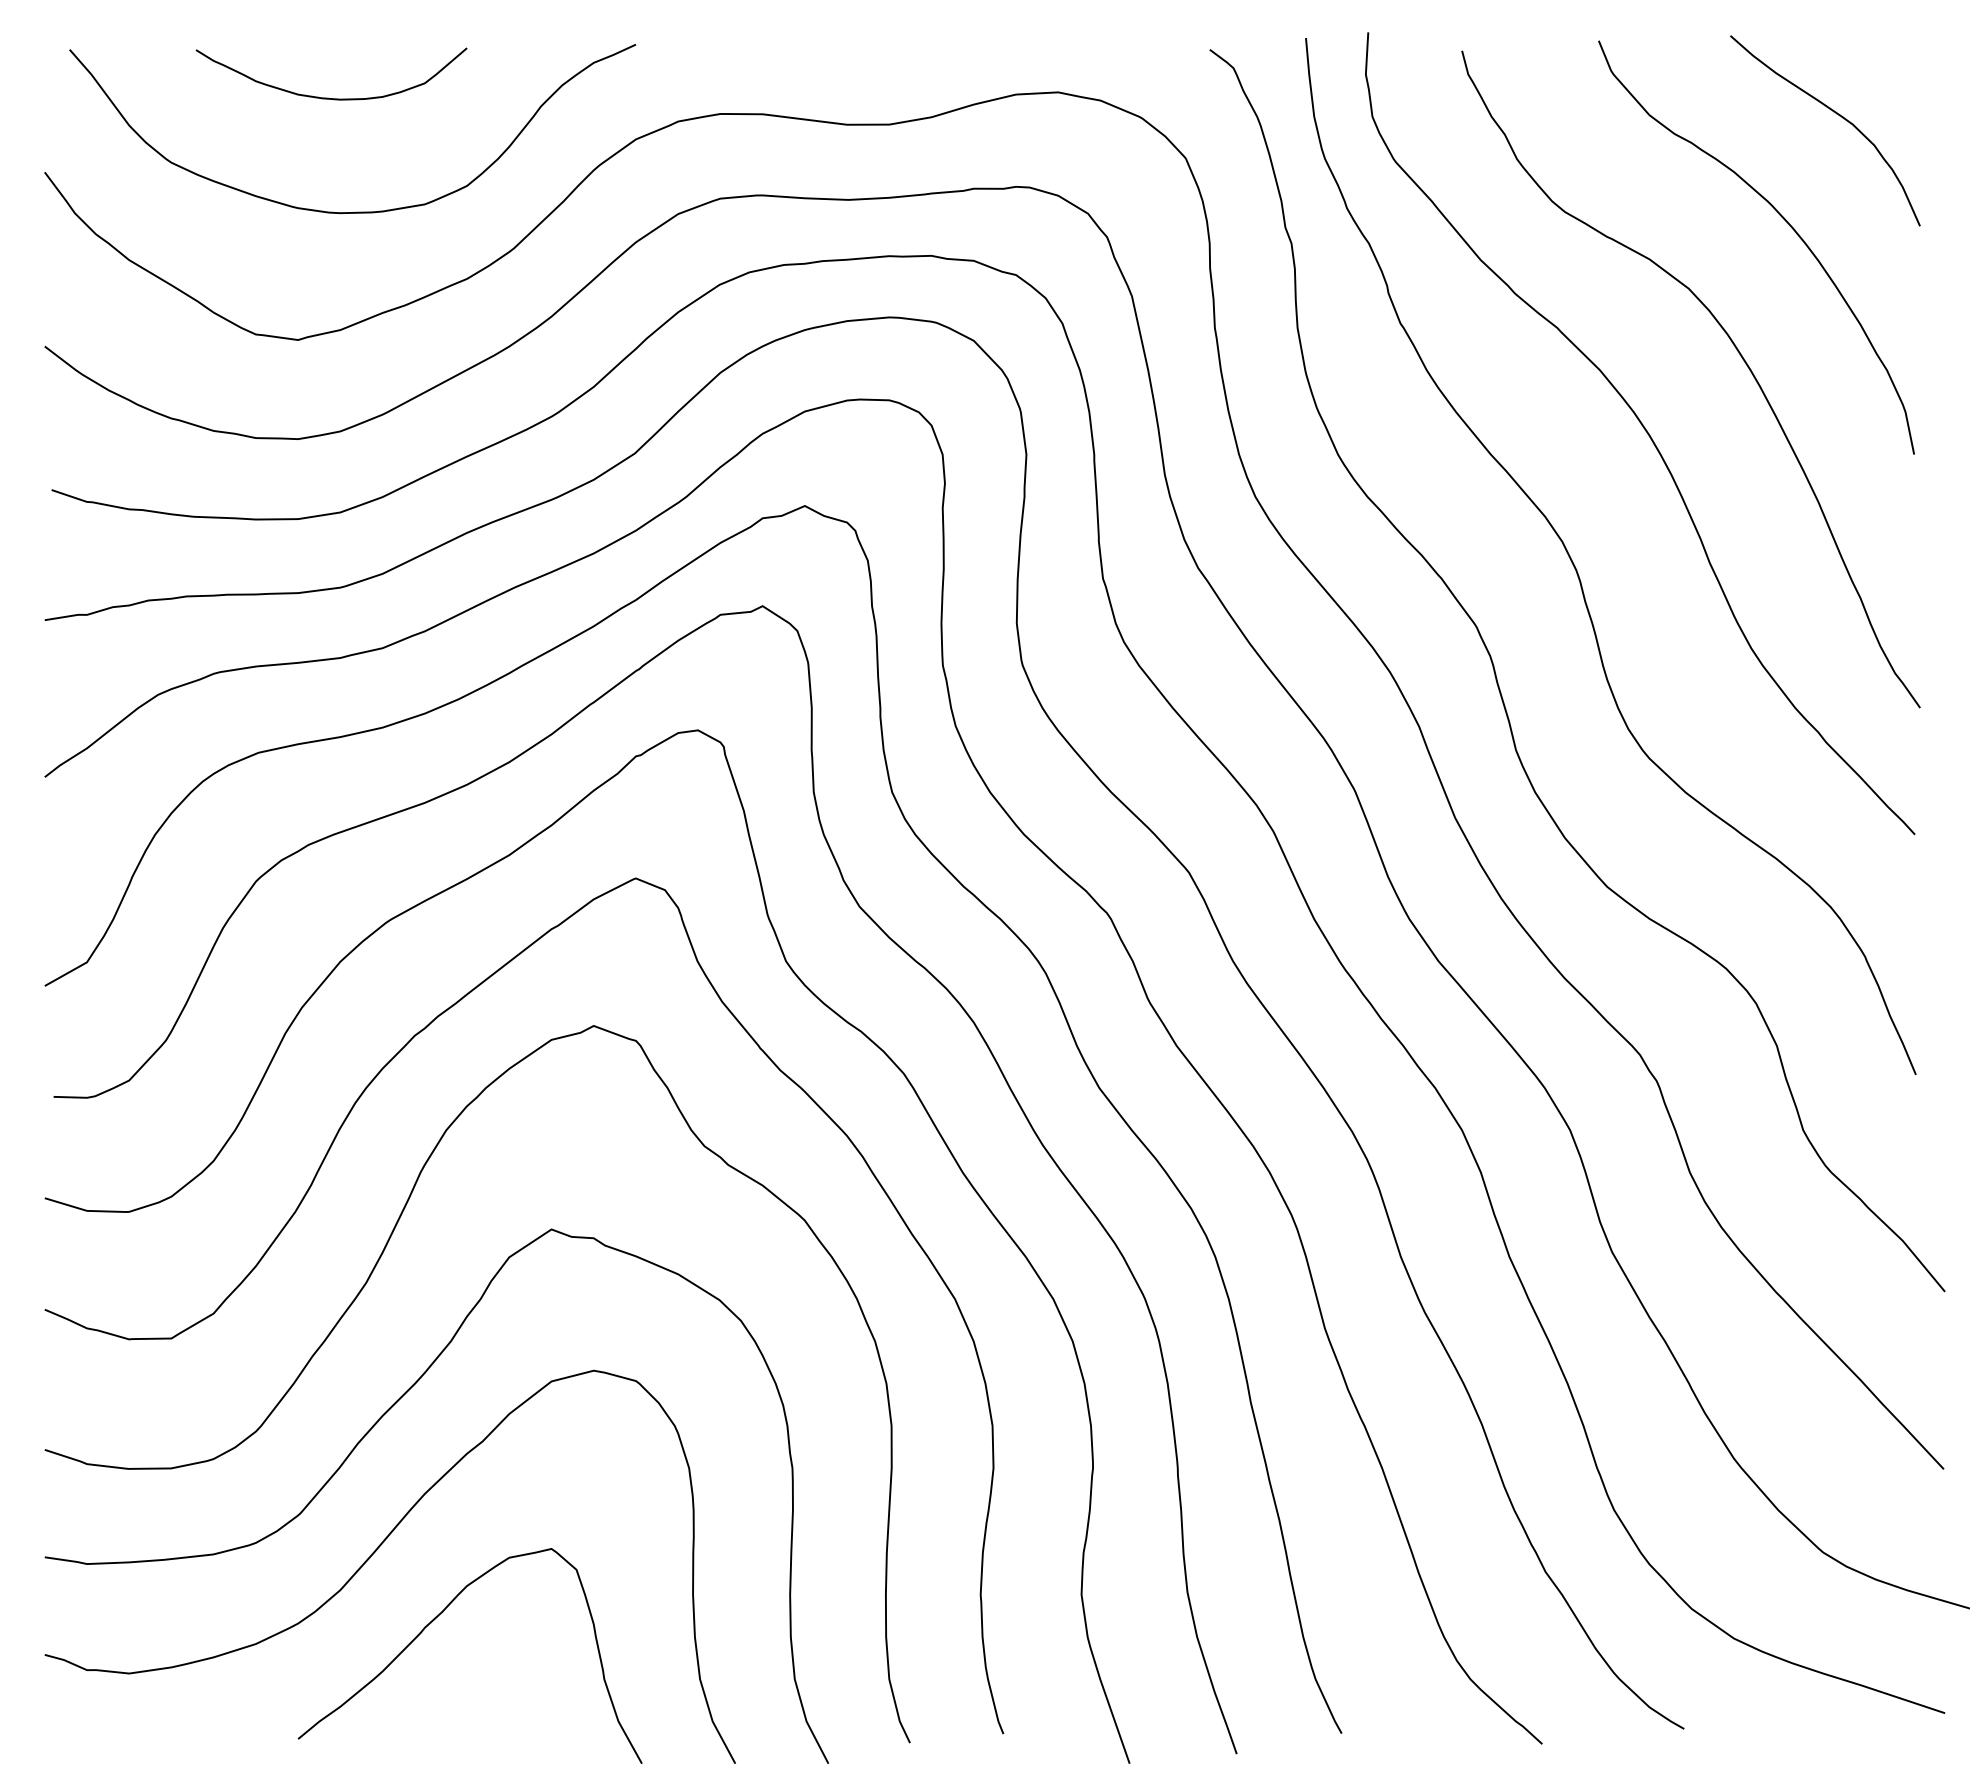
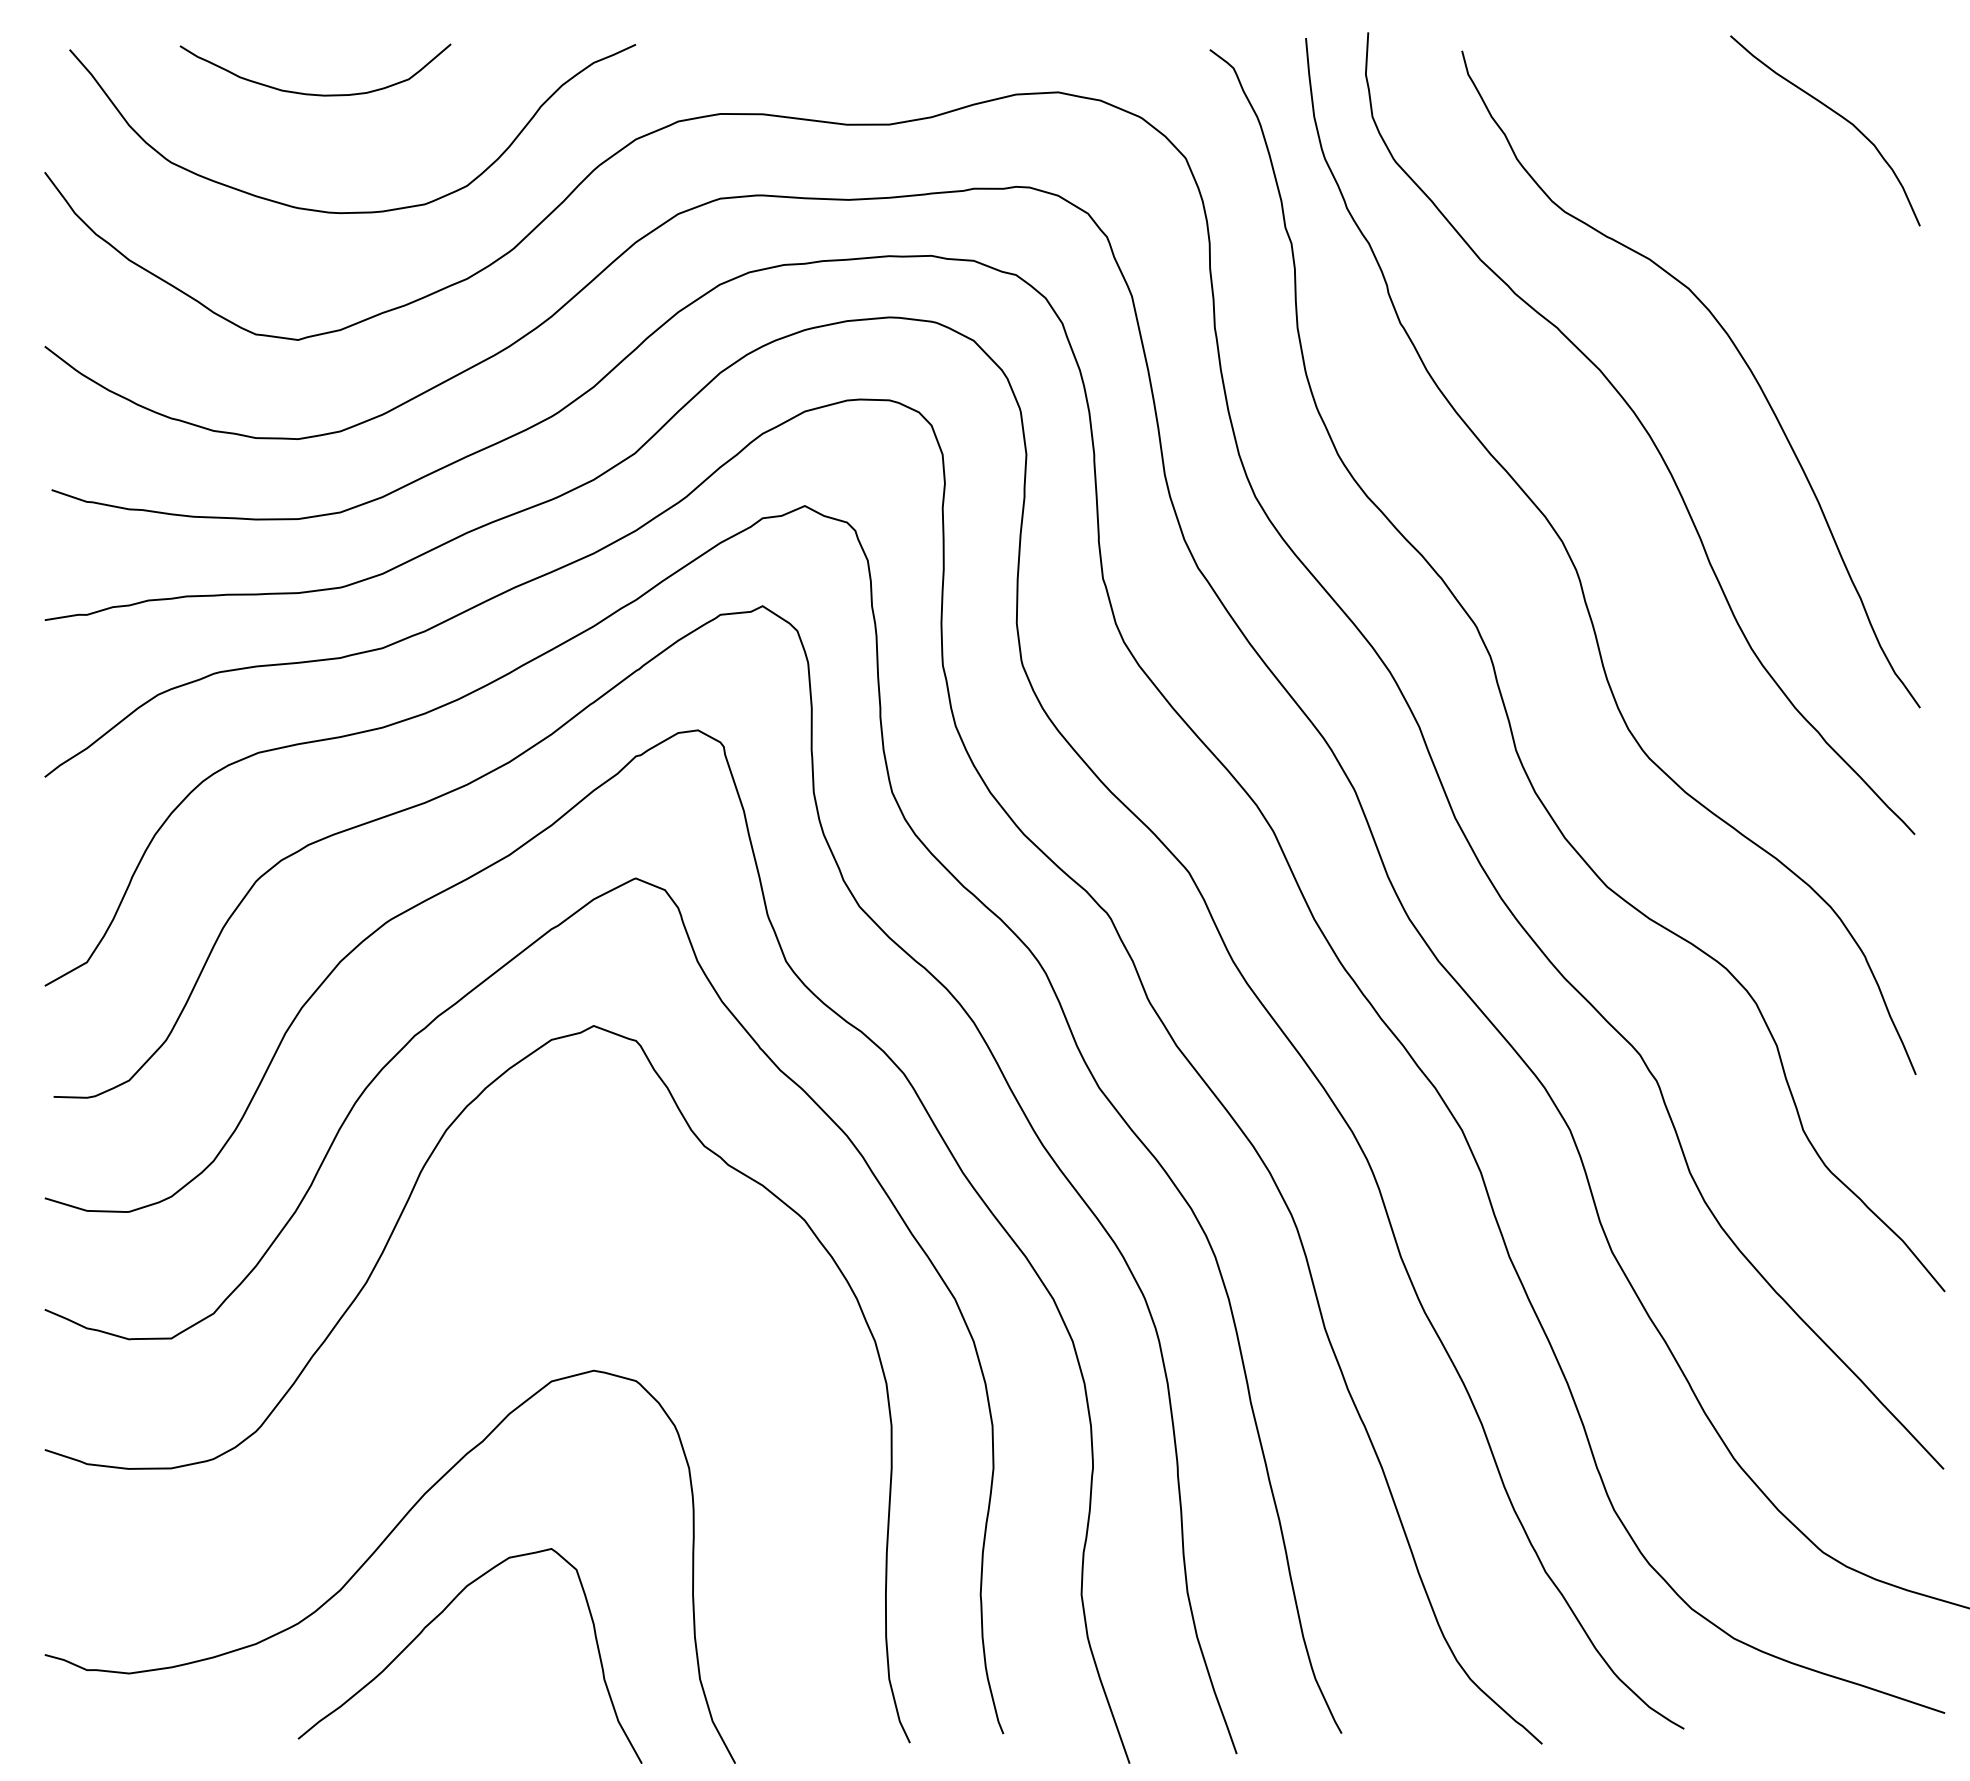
curve position: (328, 97) -> (312, 93) (312, 93)
curve: present -> none (1783, 219)
curve: present -> none (369, 1432)
